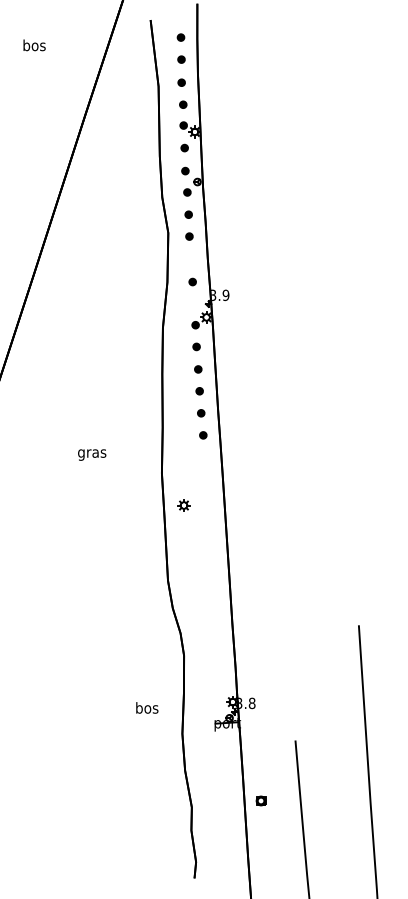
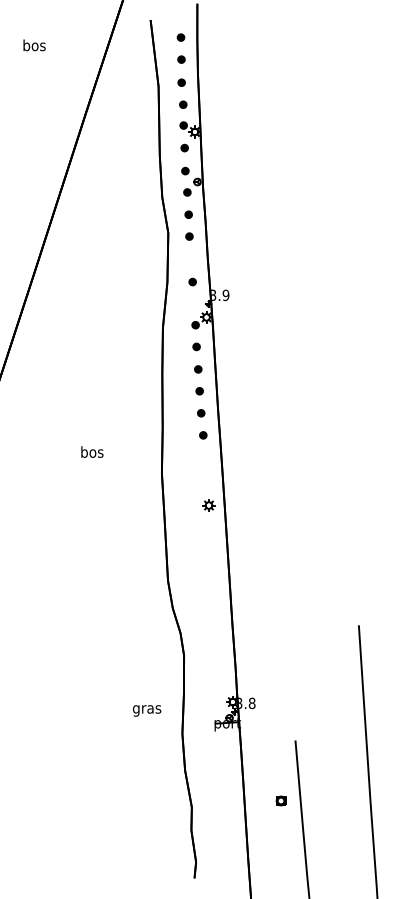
text: gras -> bos (92, 453)
part position: (183, 505) -> (208, 505) (208, 505)
text: bos -> gras (147, 709)
part position: (260, 800) -> (280, 800) (280, 800)
